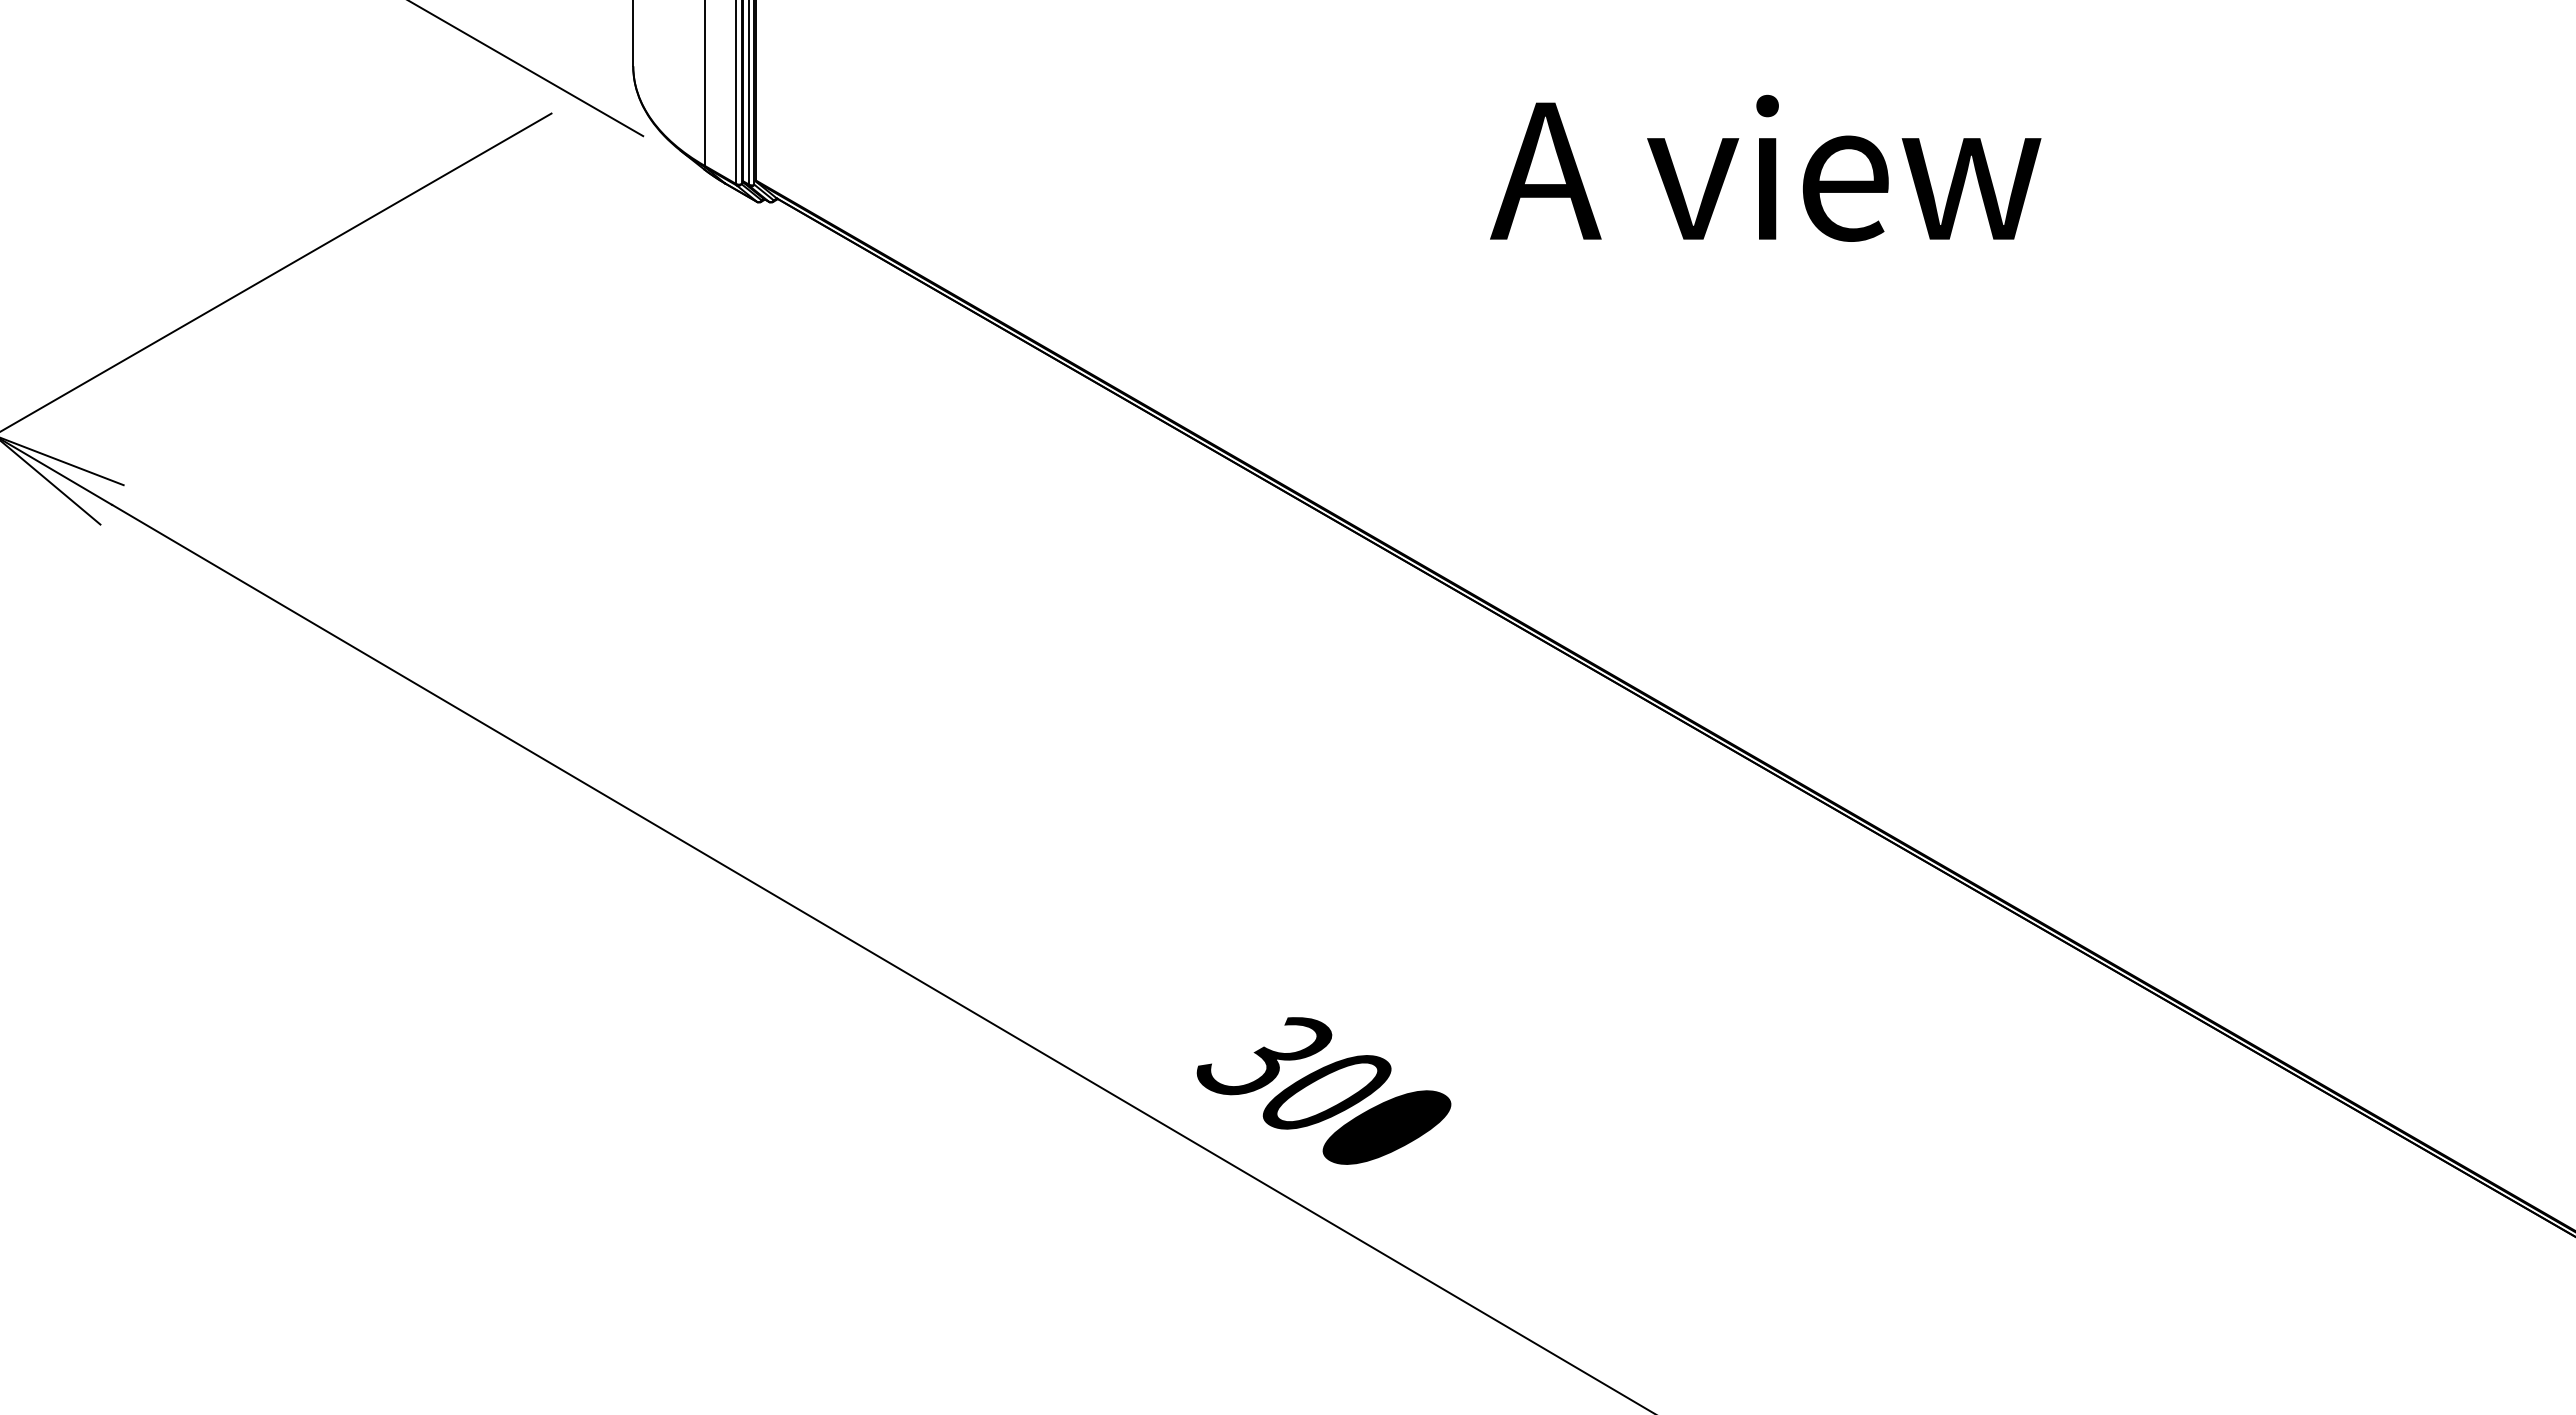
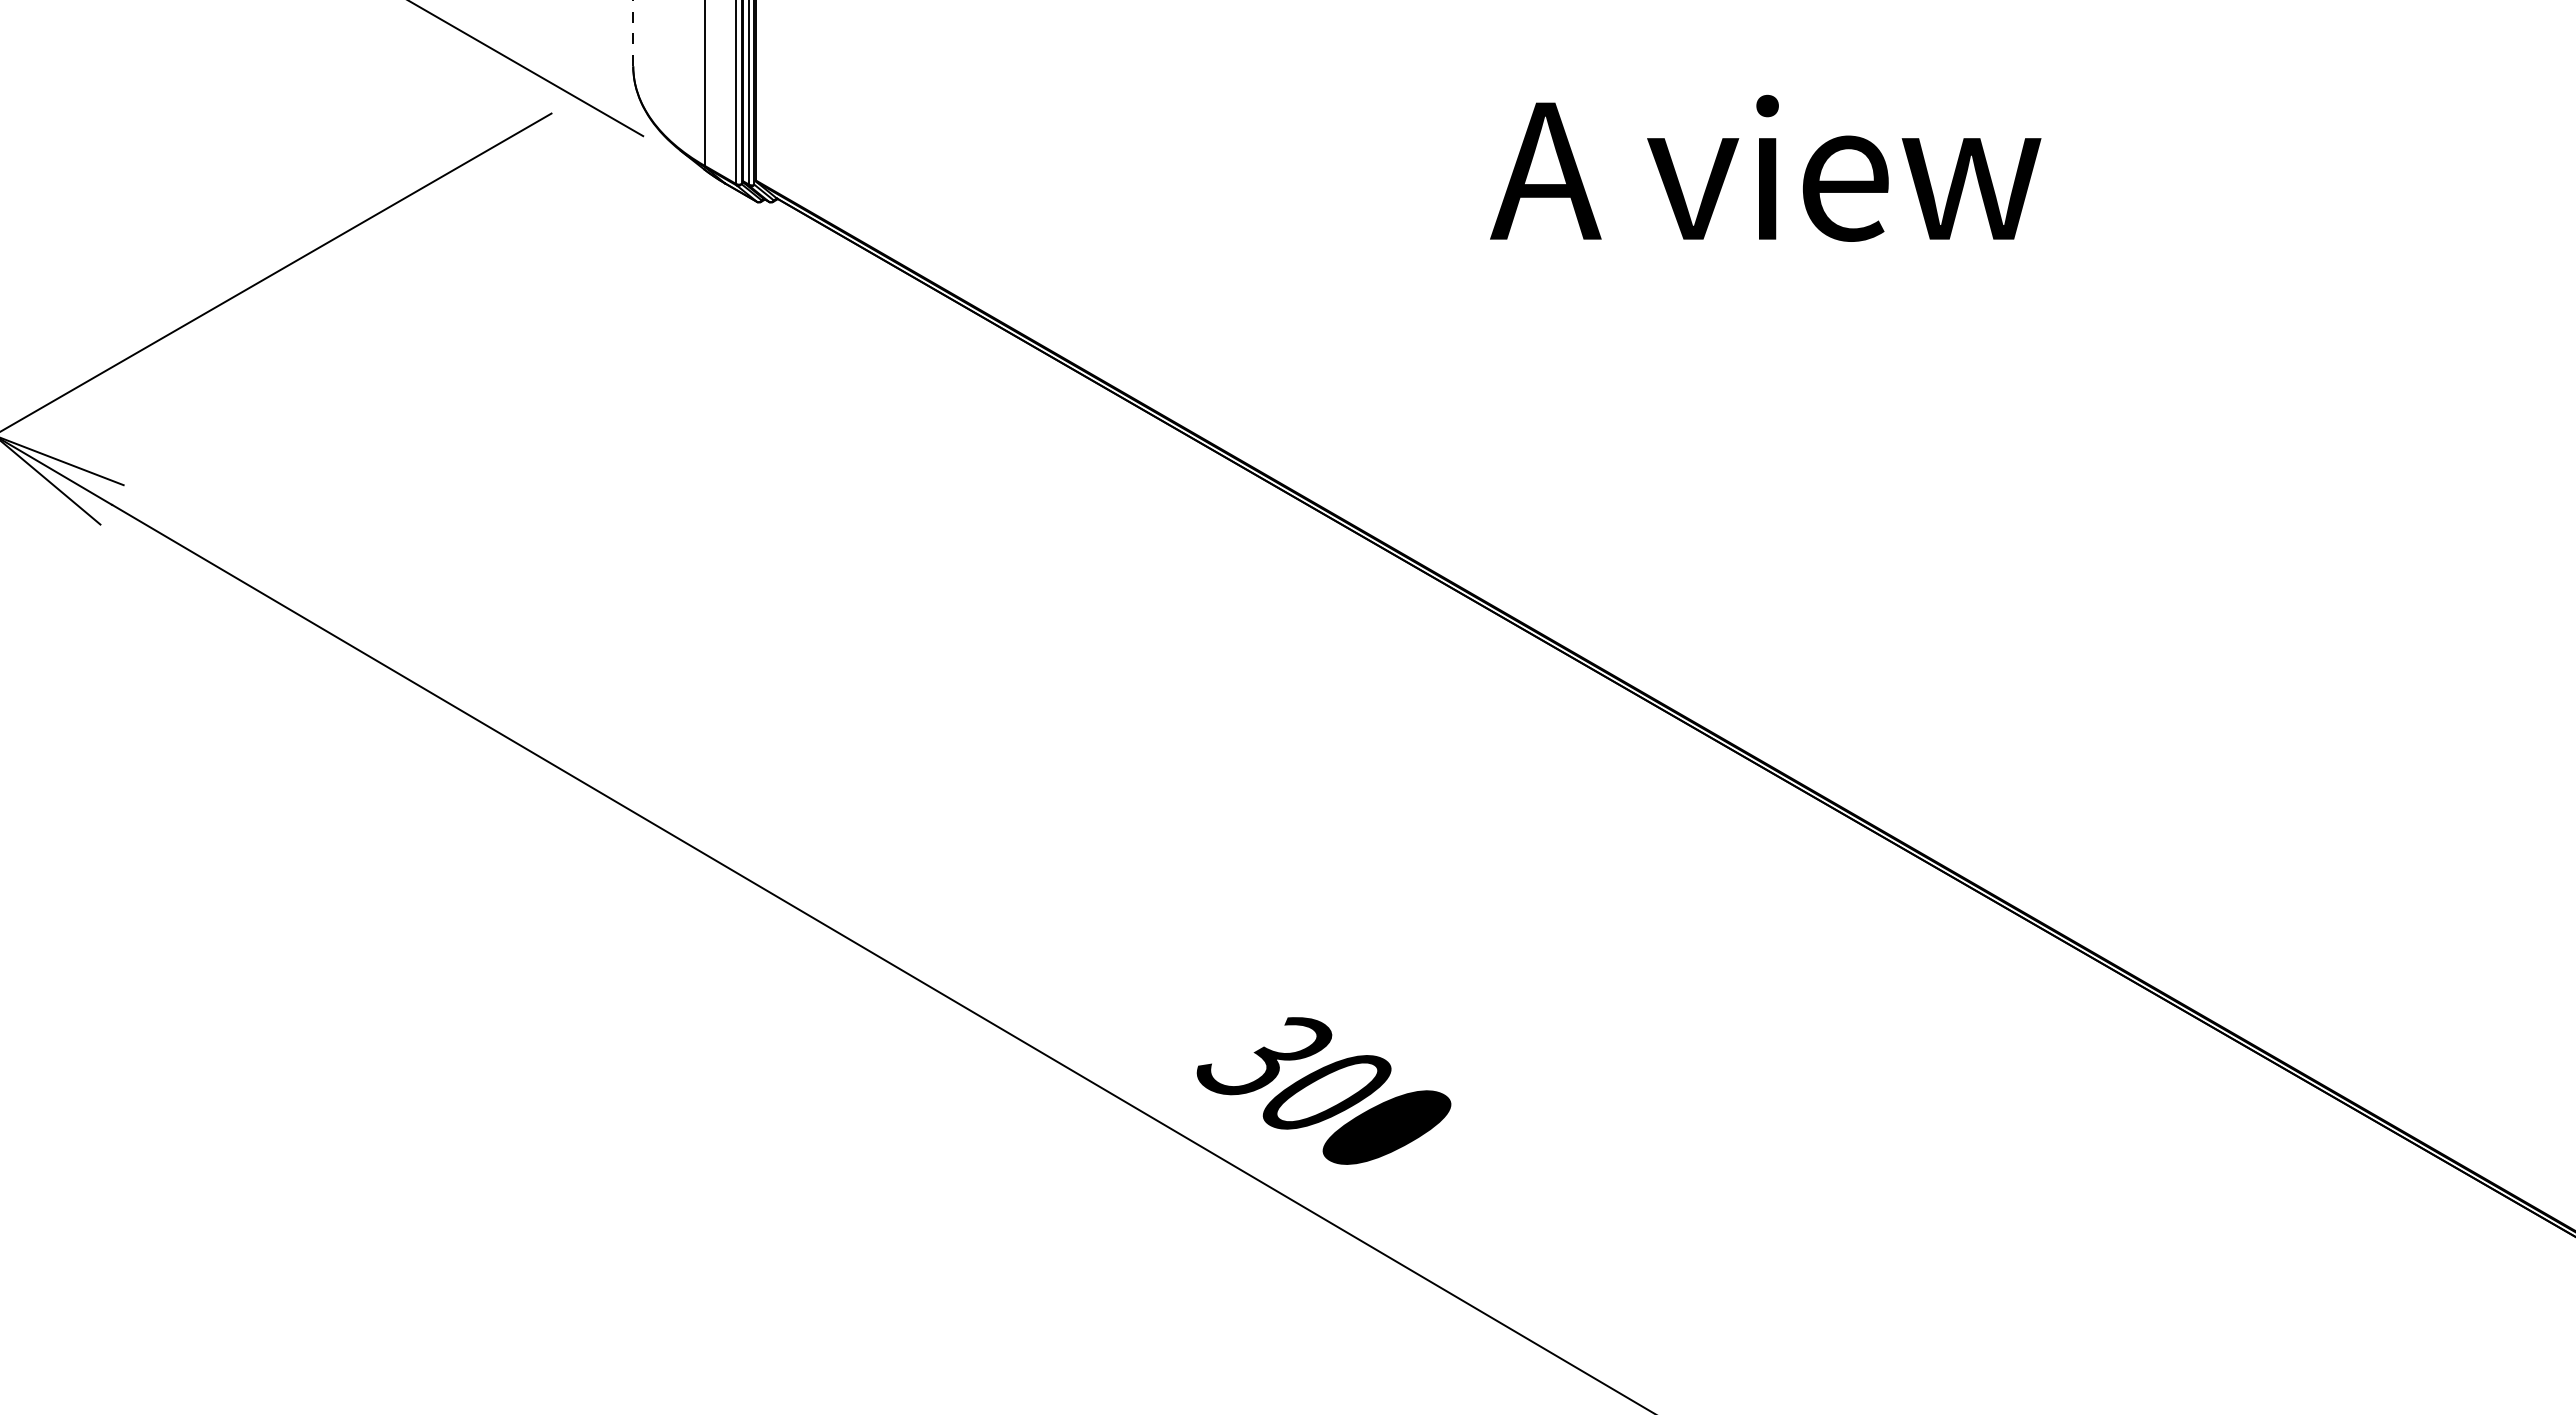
line: solid -> dashed (633, 33)
